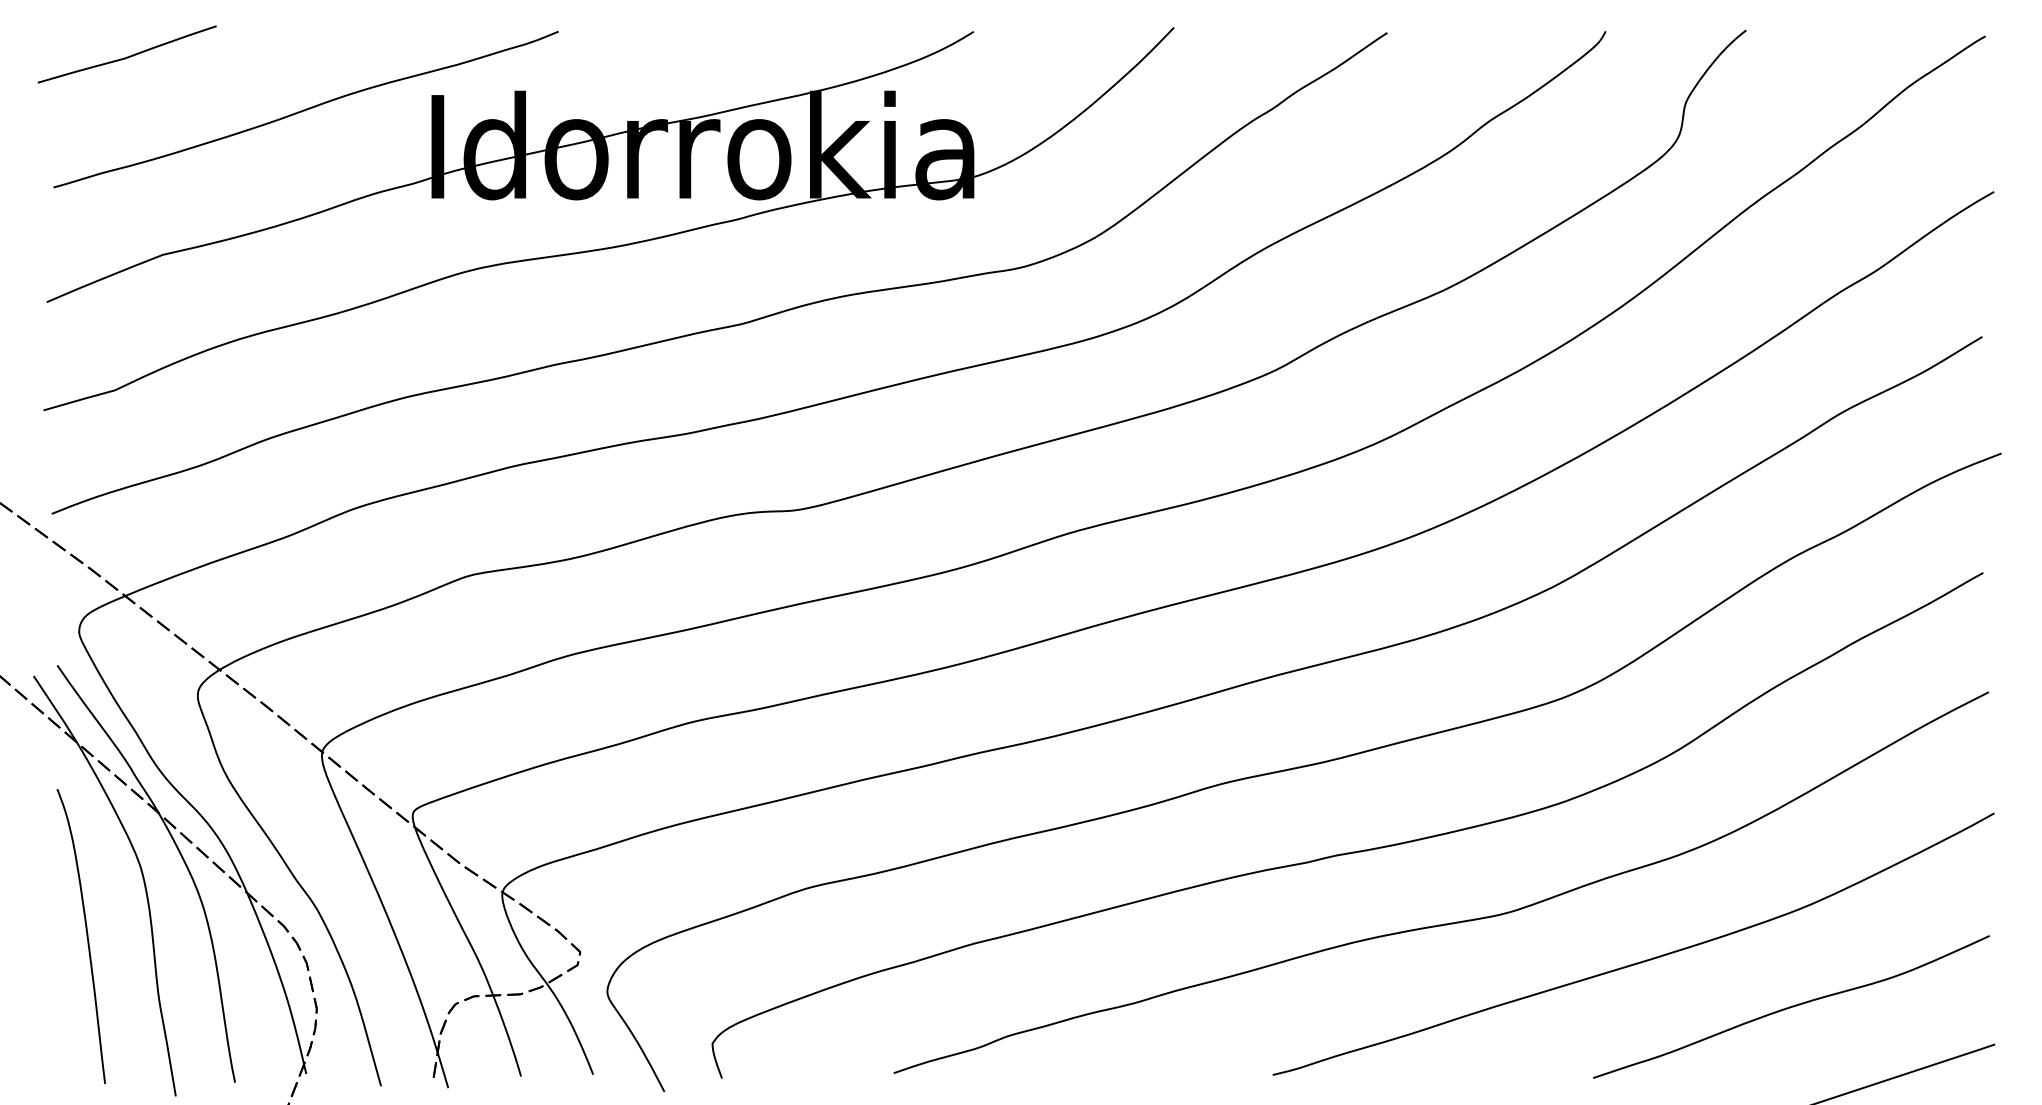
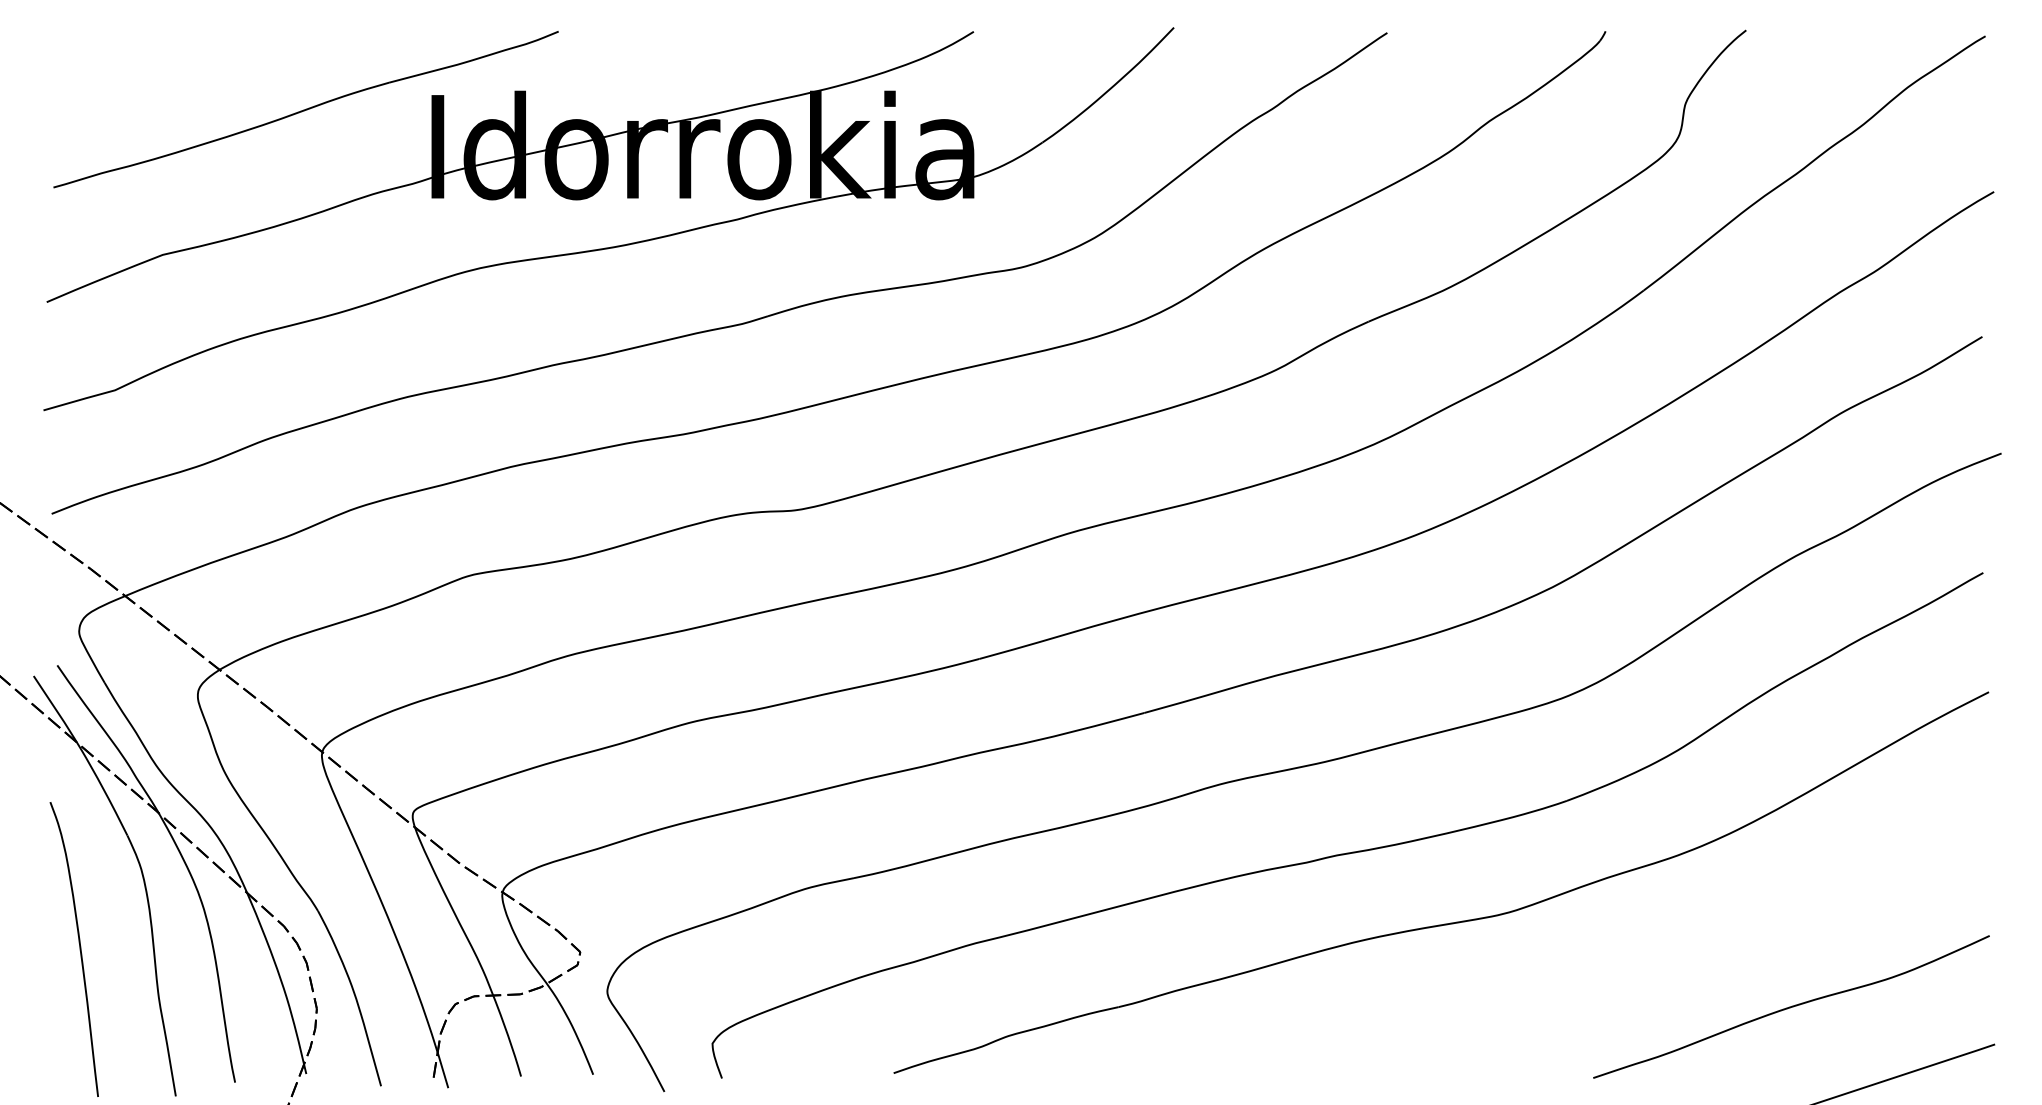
curve: present -> none (127, 56)
curve position: (86, 936) -> (79, 949) (79, 949)
curve: present -> none (1639, 961)
